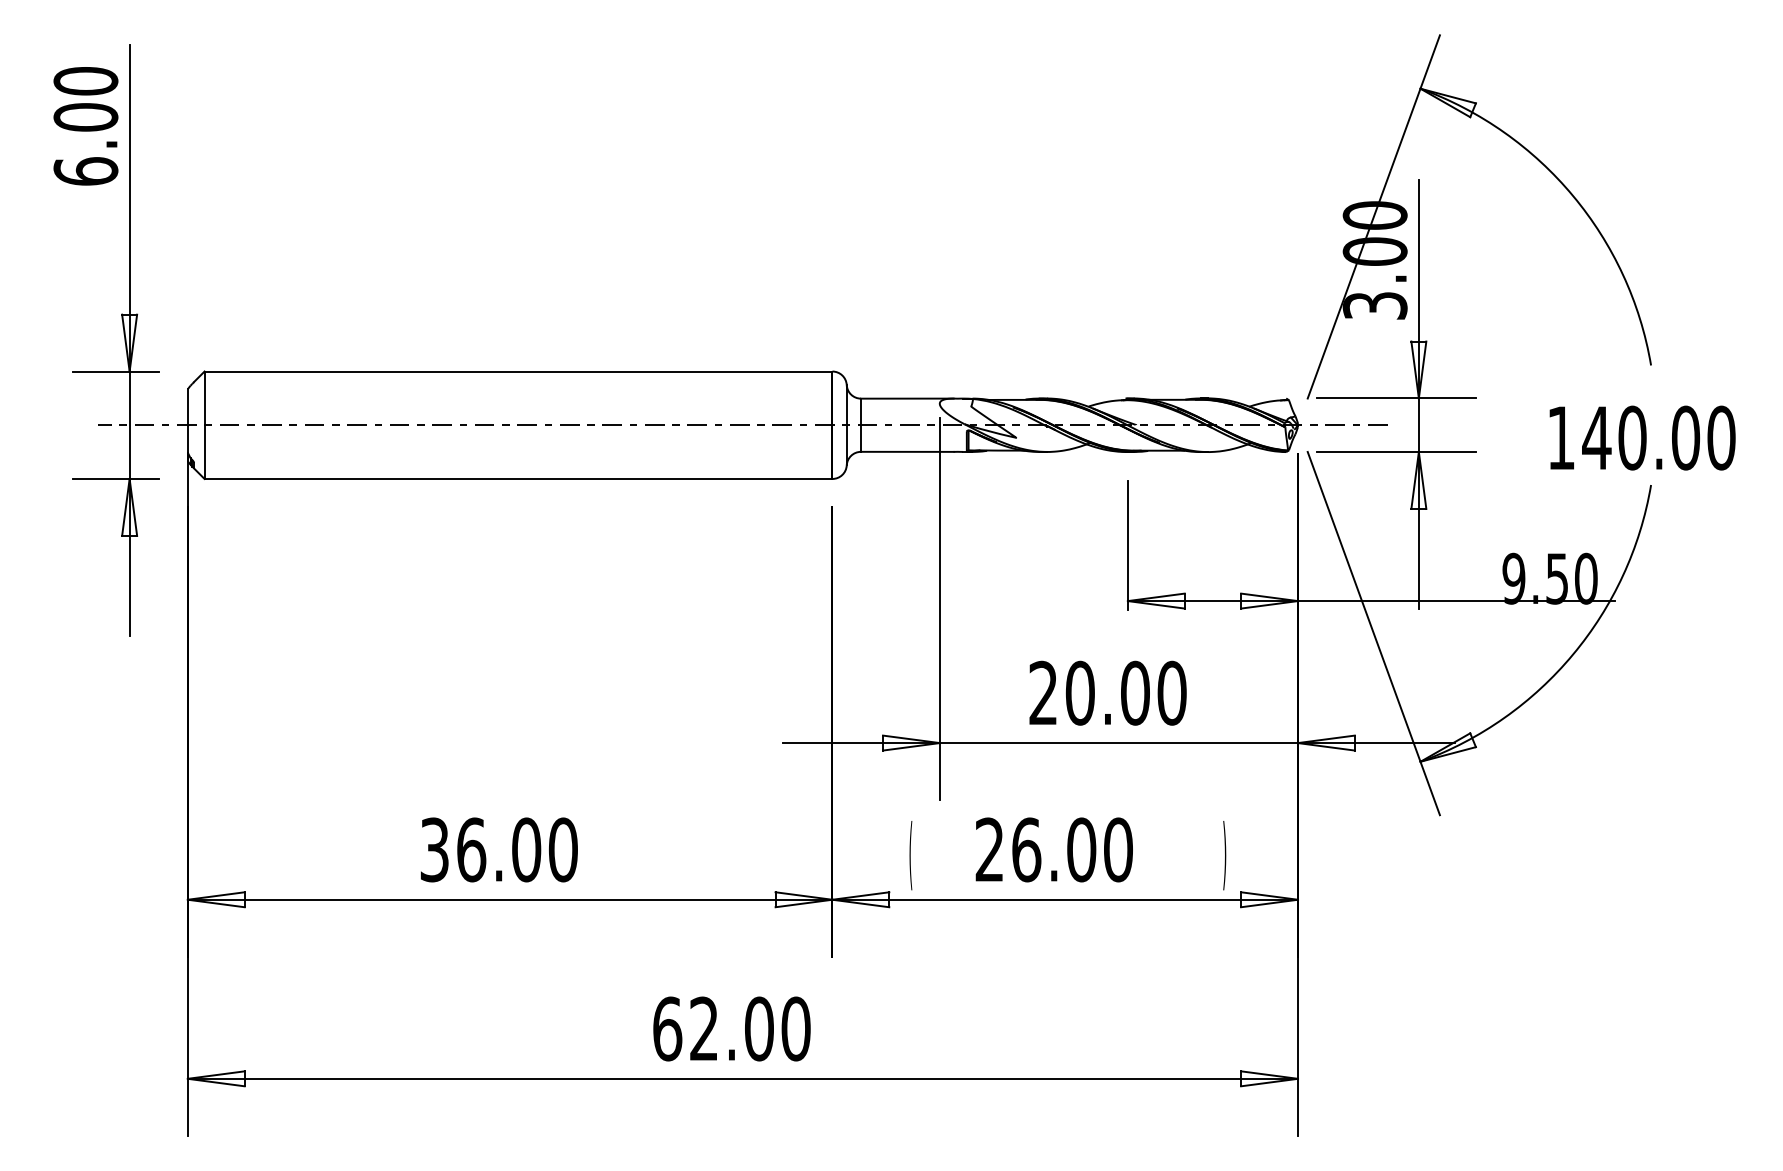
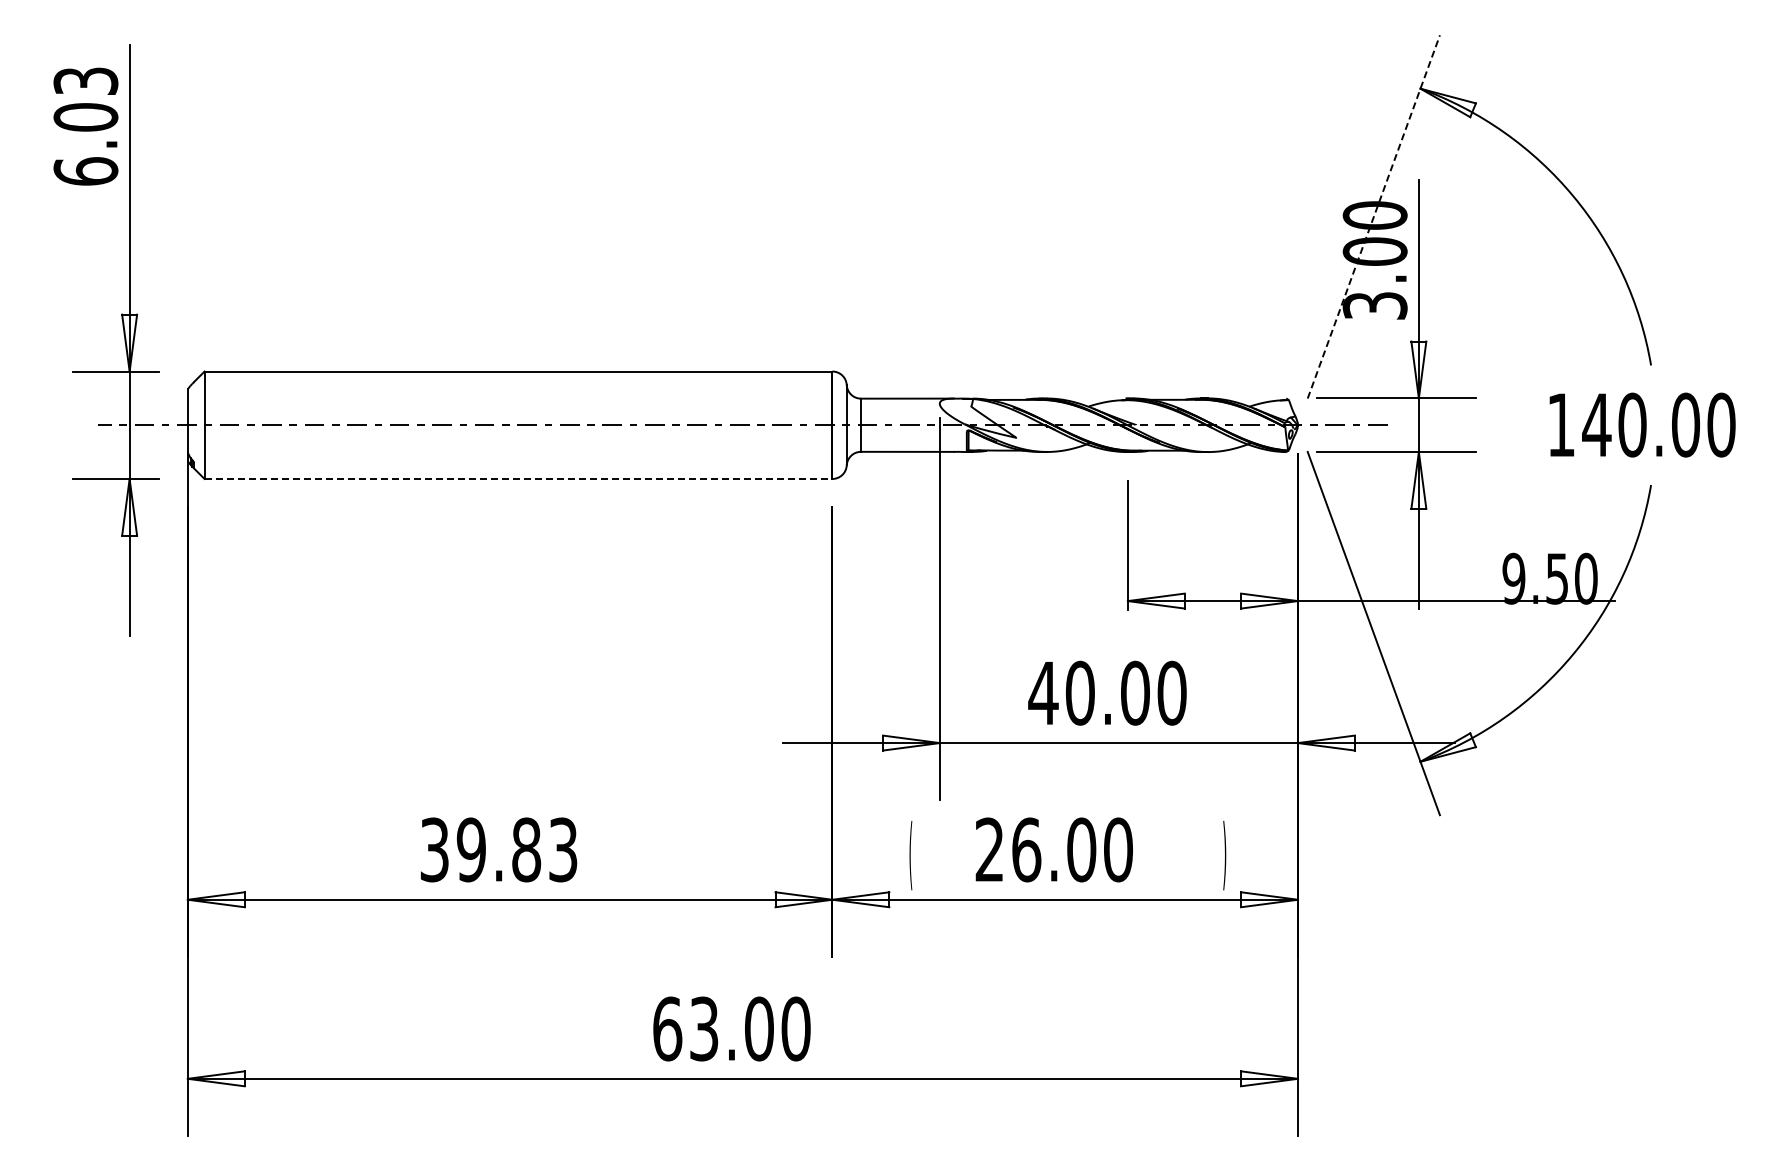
text: 6.00 -> 6.03 (85, 81)
line: solid -> dashed (1374, 216)
text position: (1642, 437) -> (1642, 424) (1642, 424)
line: solid -> dashed (518, 478)
text: 20.00 -> 40.00 (1043, 692)
text: 36.00 -> 39.83 (516, 849)
text: 62.00 -> 63.00 (704, 1028)
